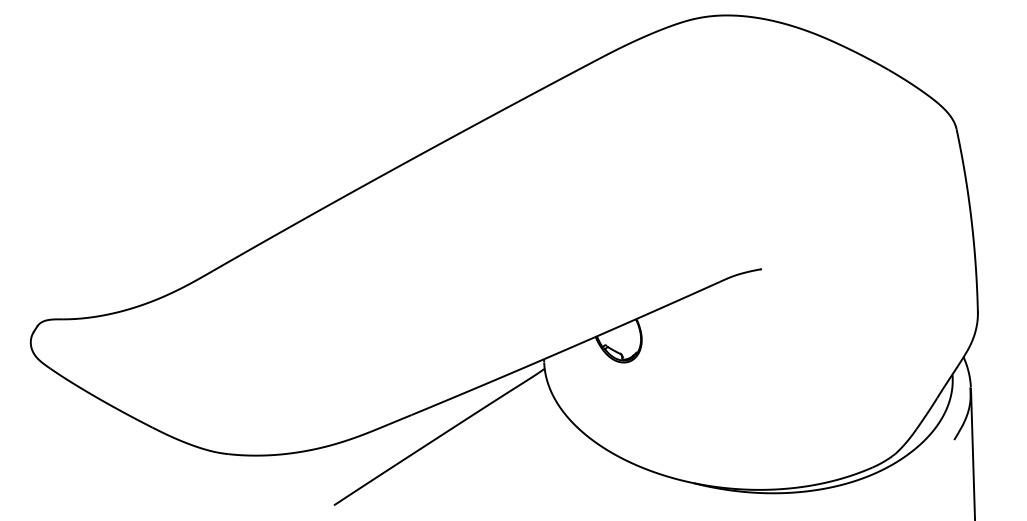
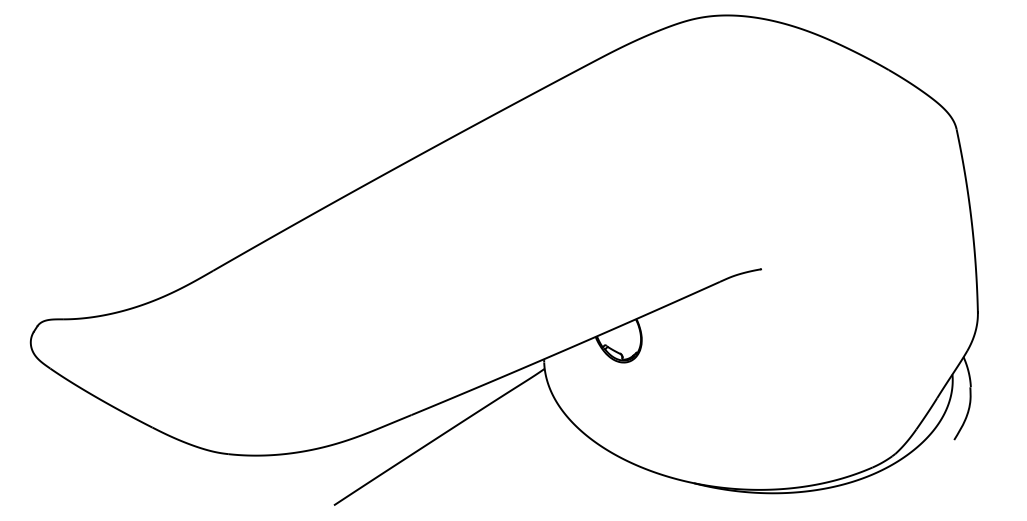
line: present -> none (972, 452)
